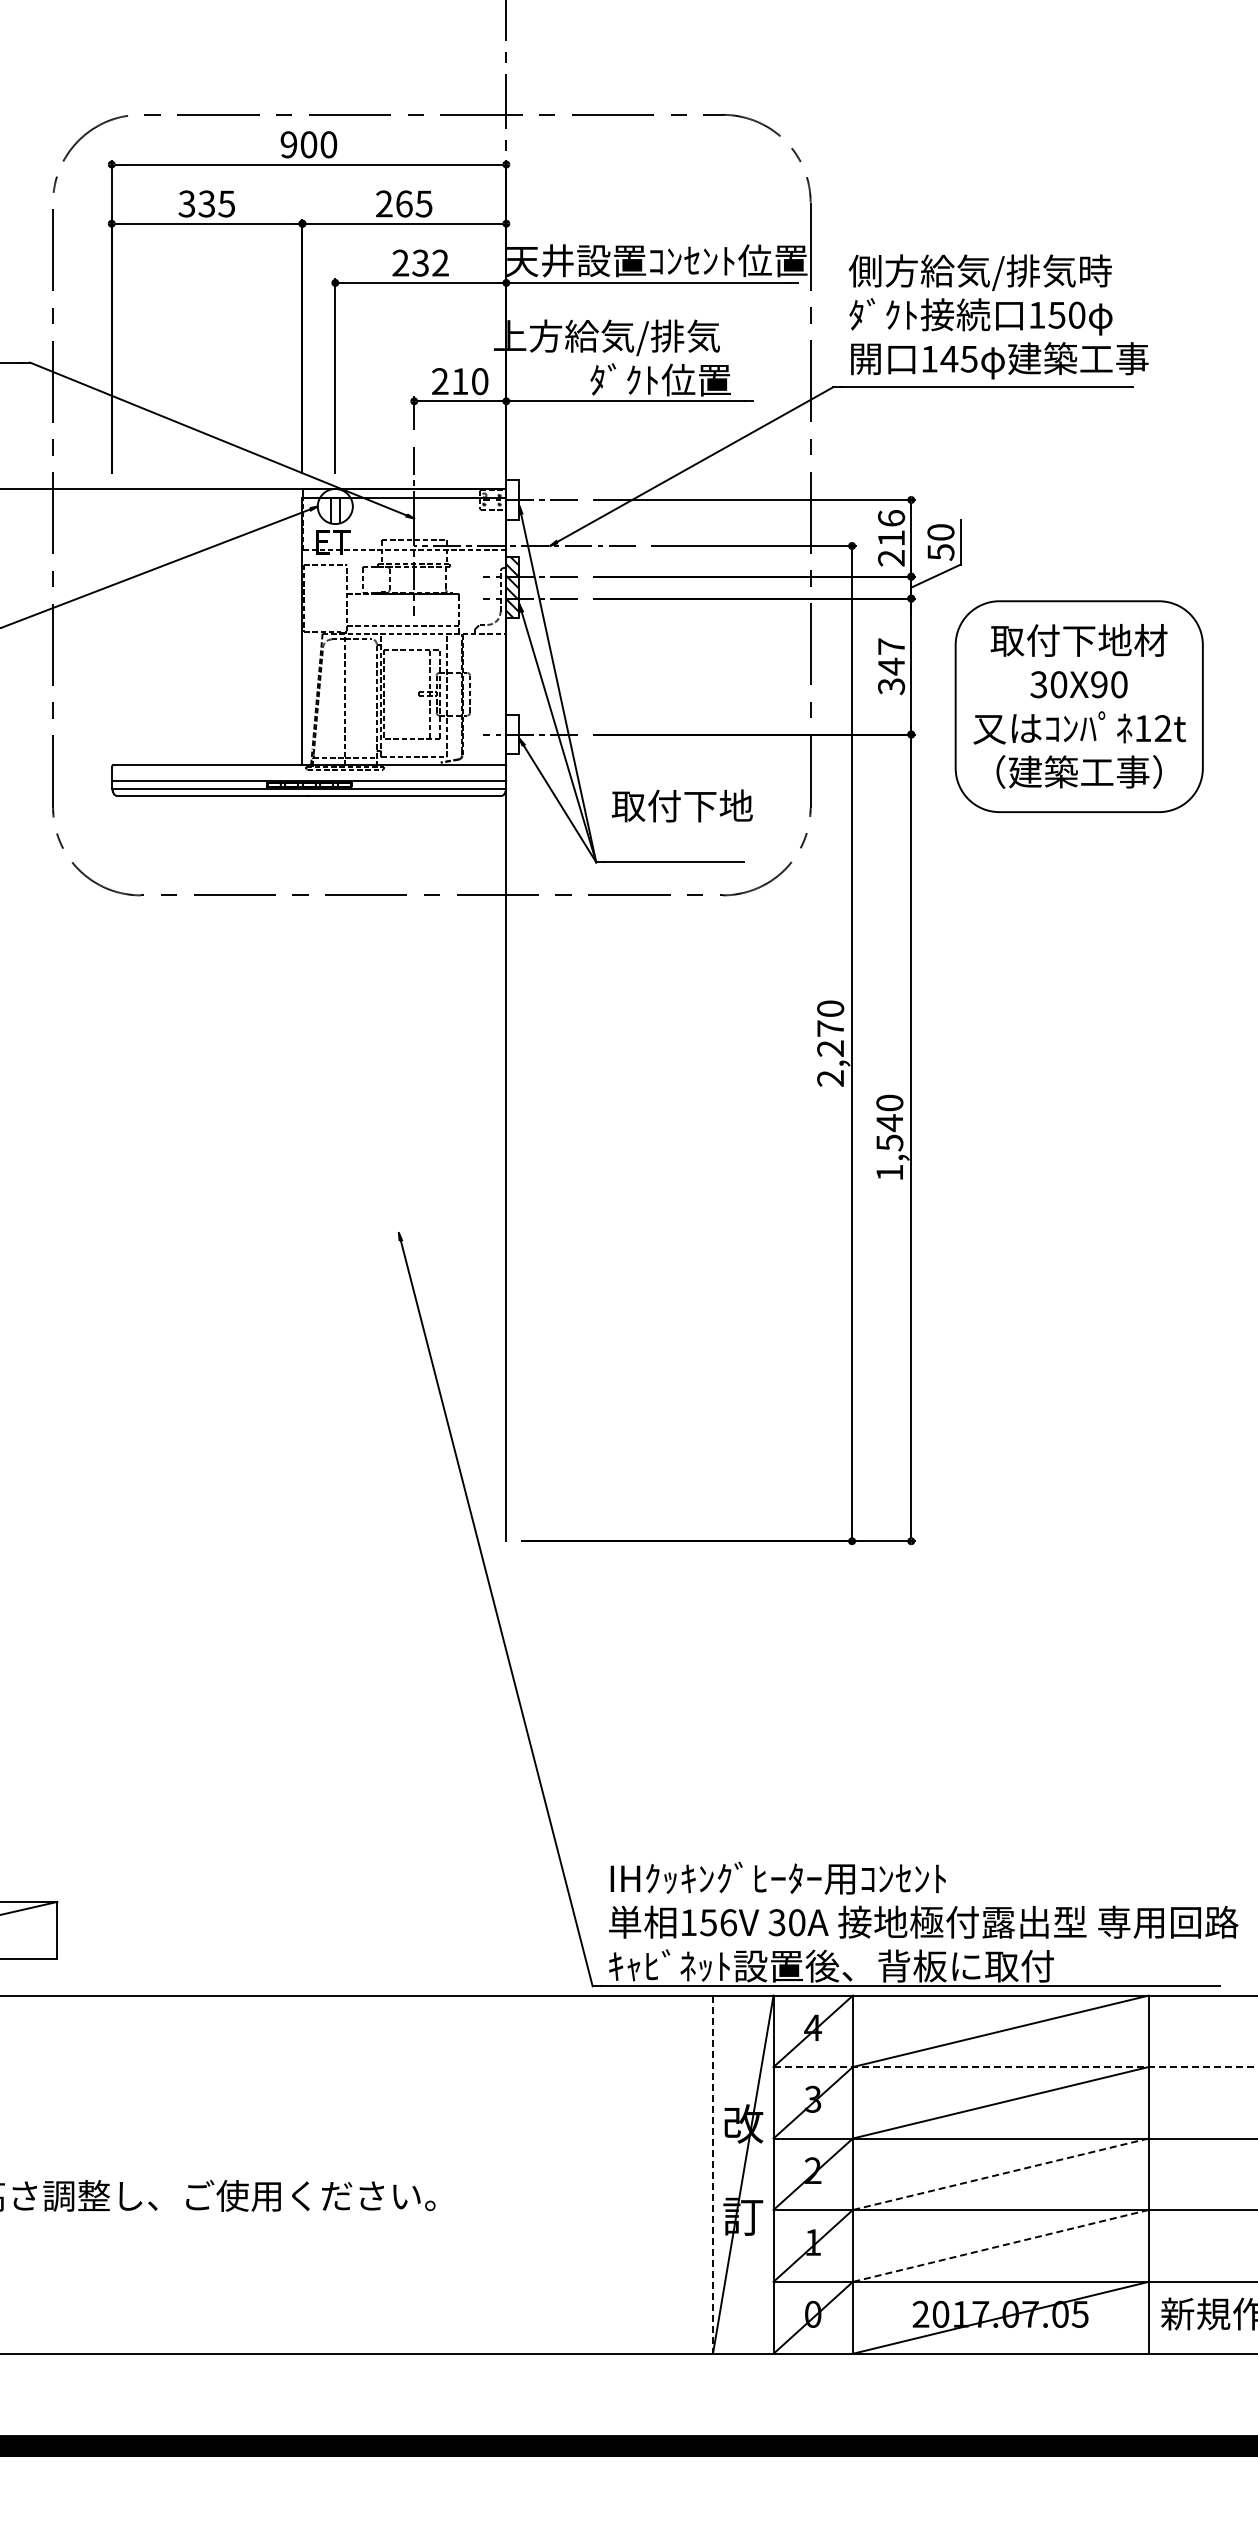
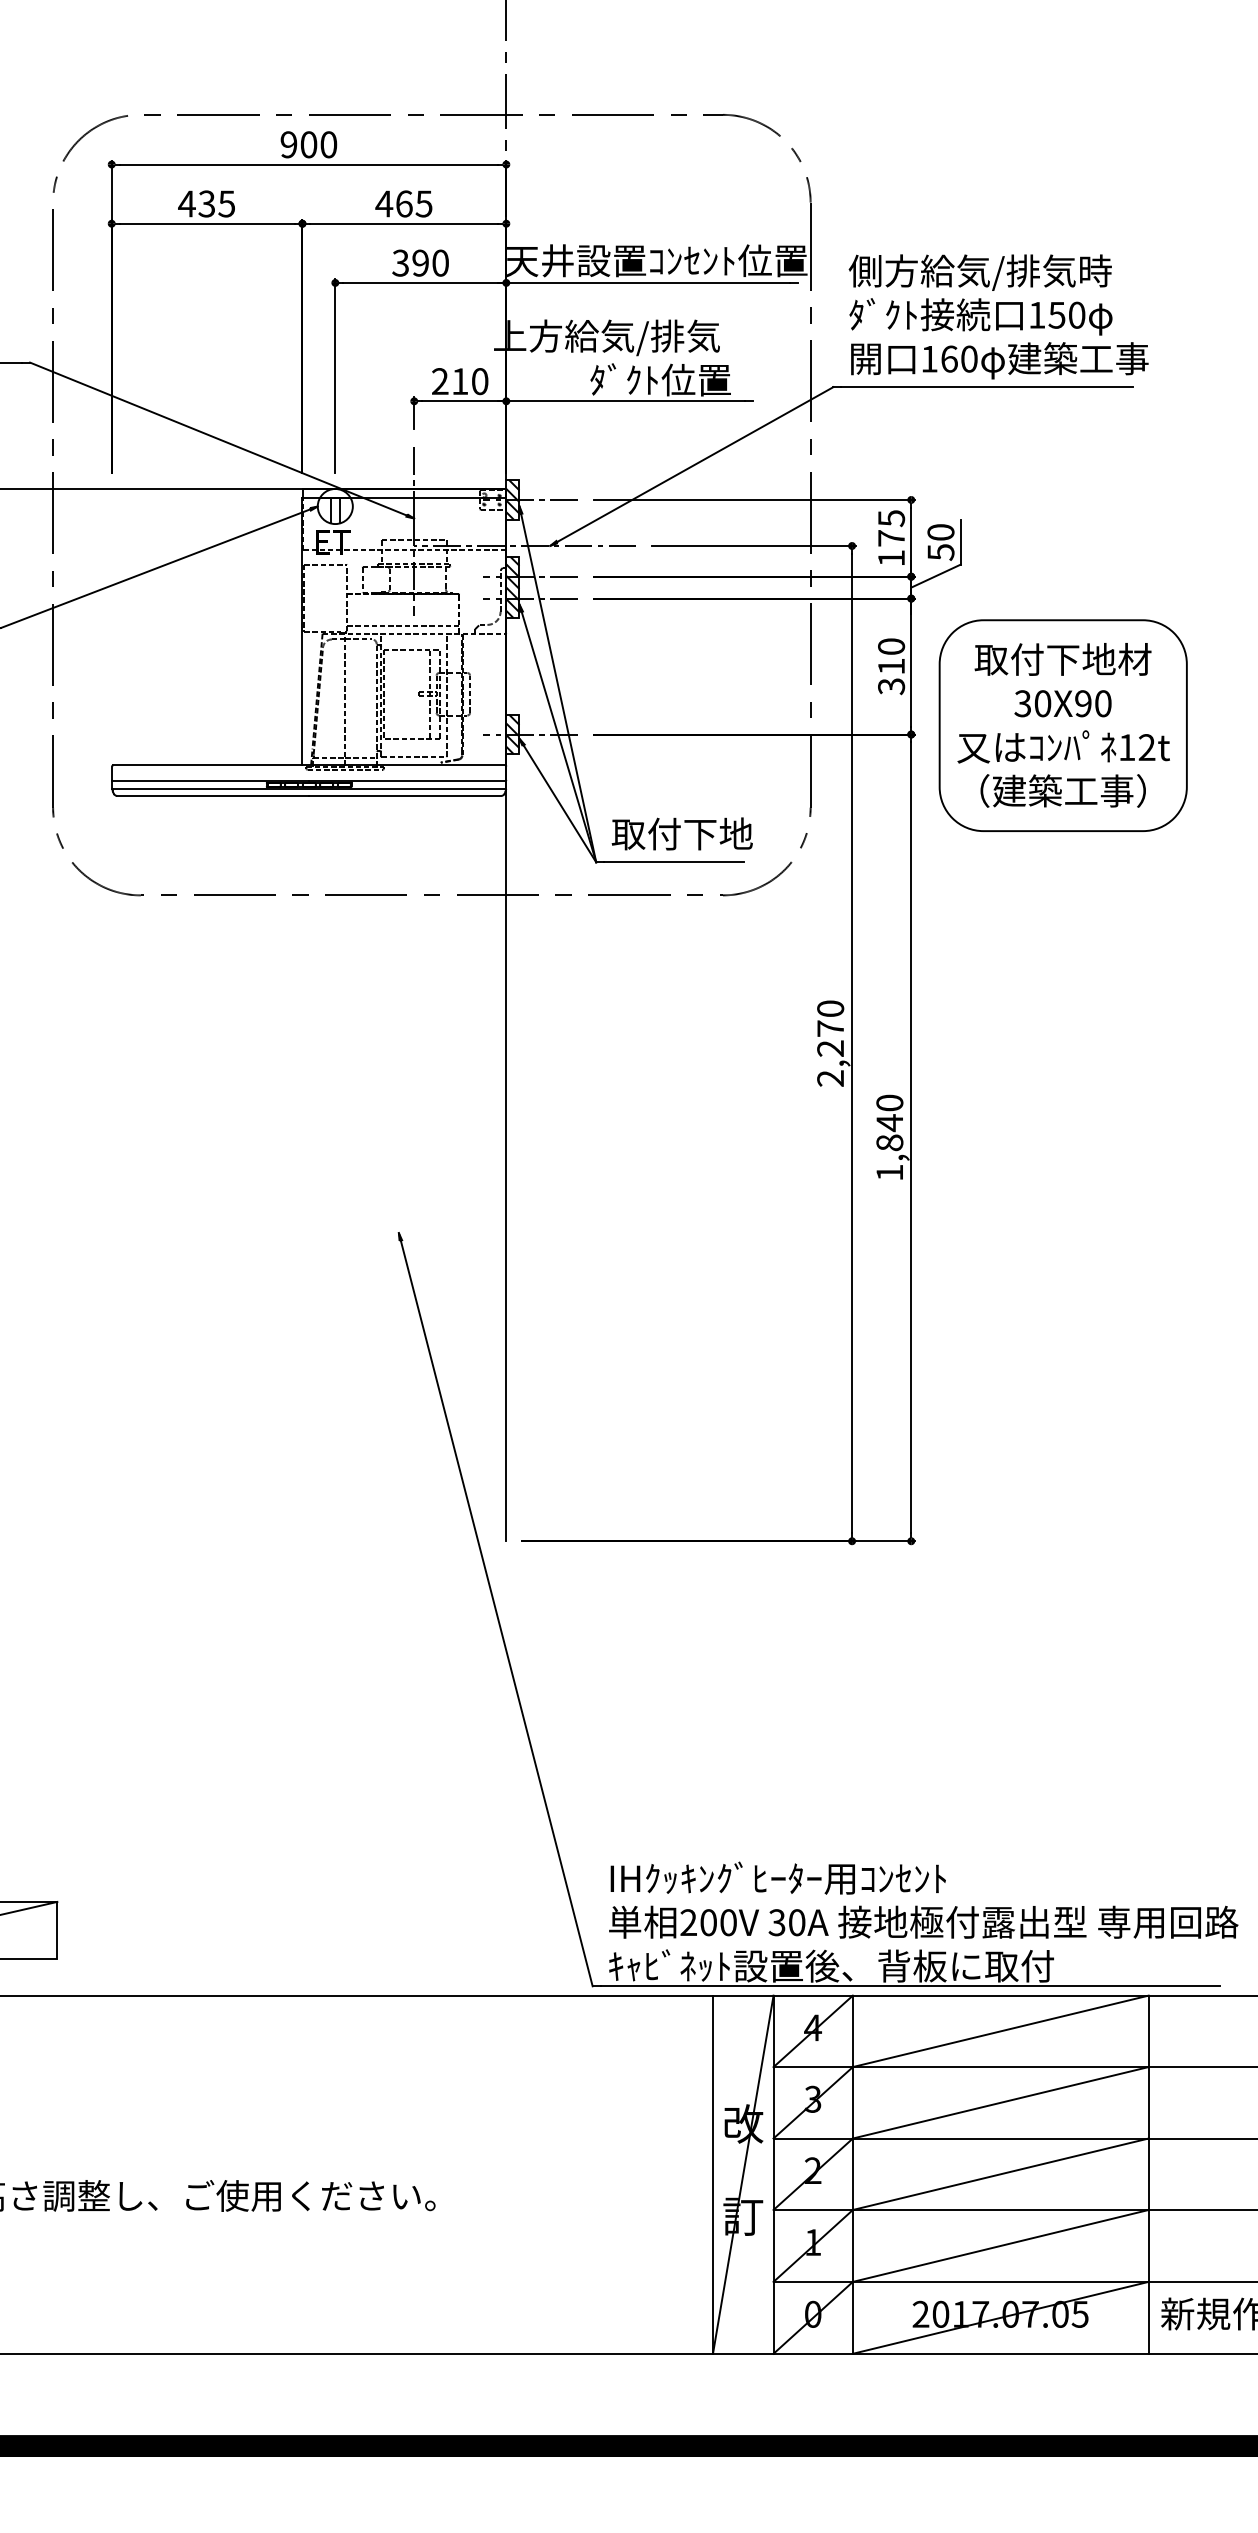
text: 335 -> 435 (186, 203)
text: 265 -> 465 (384, 203)
text: 232 -> 390 (420, 262)
text: 145 -> 160 (958, 358)
hatch: none -> present (512, 499)
text: 216 -> 175 (891, 538)
text: 347 -> 310 (891, 656)
part position: (1078, 706) -> (1062, 725) (1062, 725)
hatch: none -> present (512, 734)
text position: (681, 805) -> (681, 833) (681, 833)
text: 1,540 -> 1,840 (889, 1142)
text: 156V -> 200V (708, 1922)
line: dashed -> solid (1015, 2067)
line: dashed -> solid (1000, 2174)
line: dashed -> solid (713, 2175)
line: dashed -> solid (1000, 2246)
